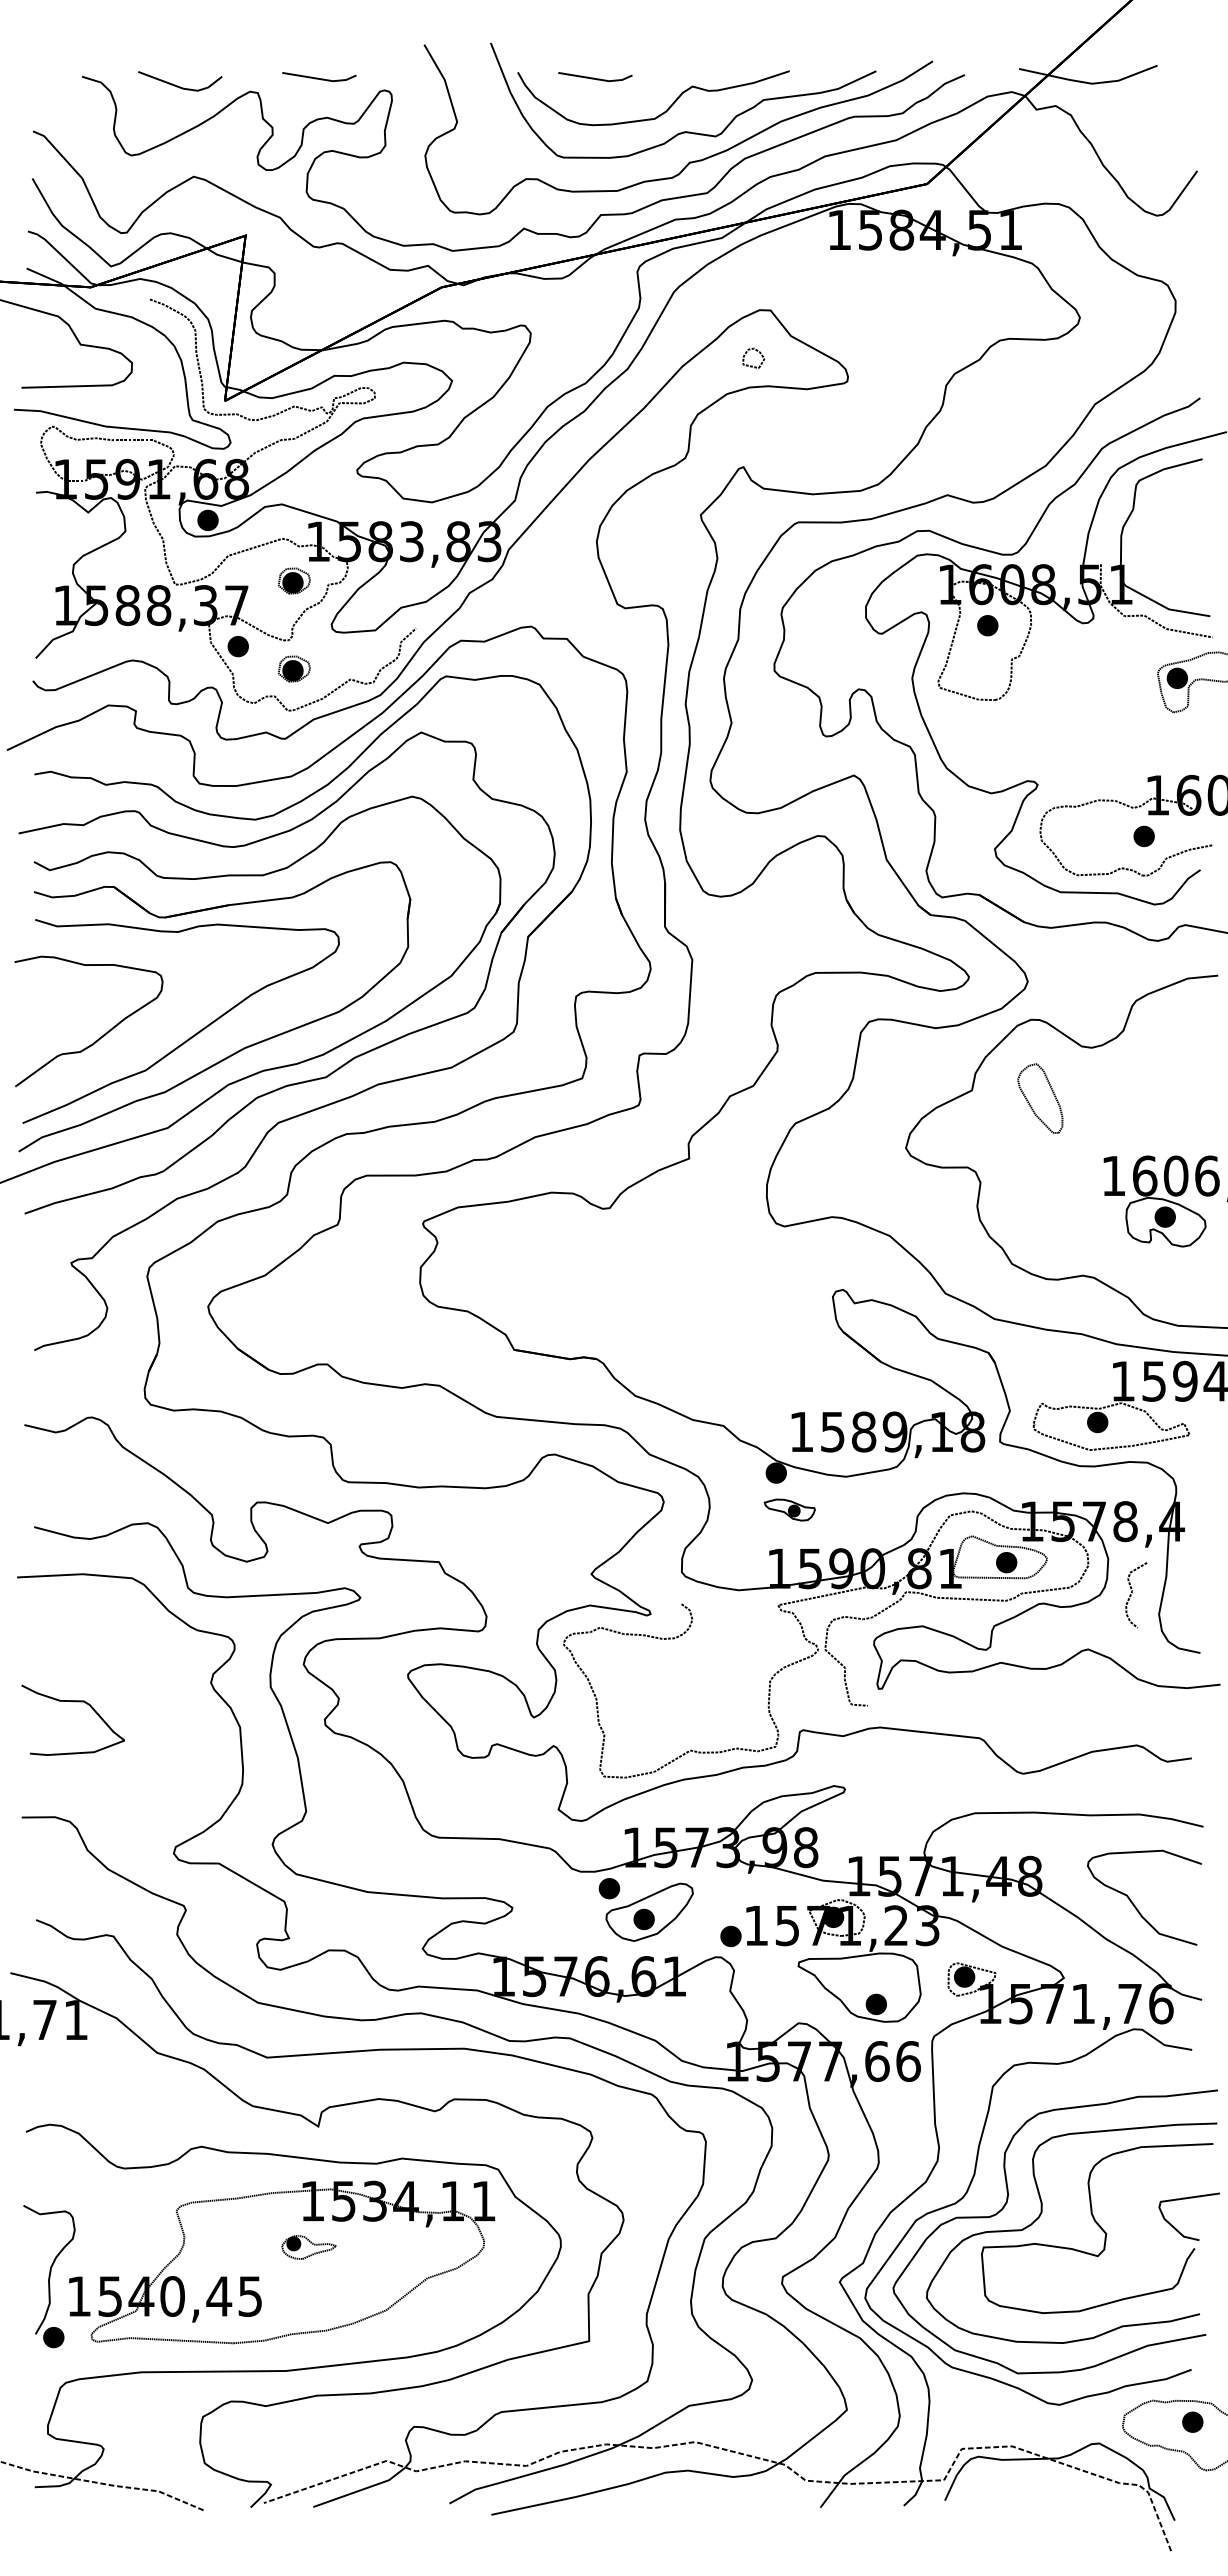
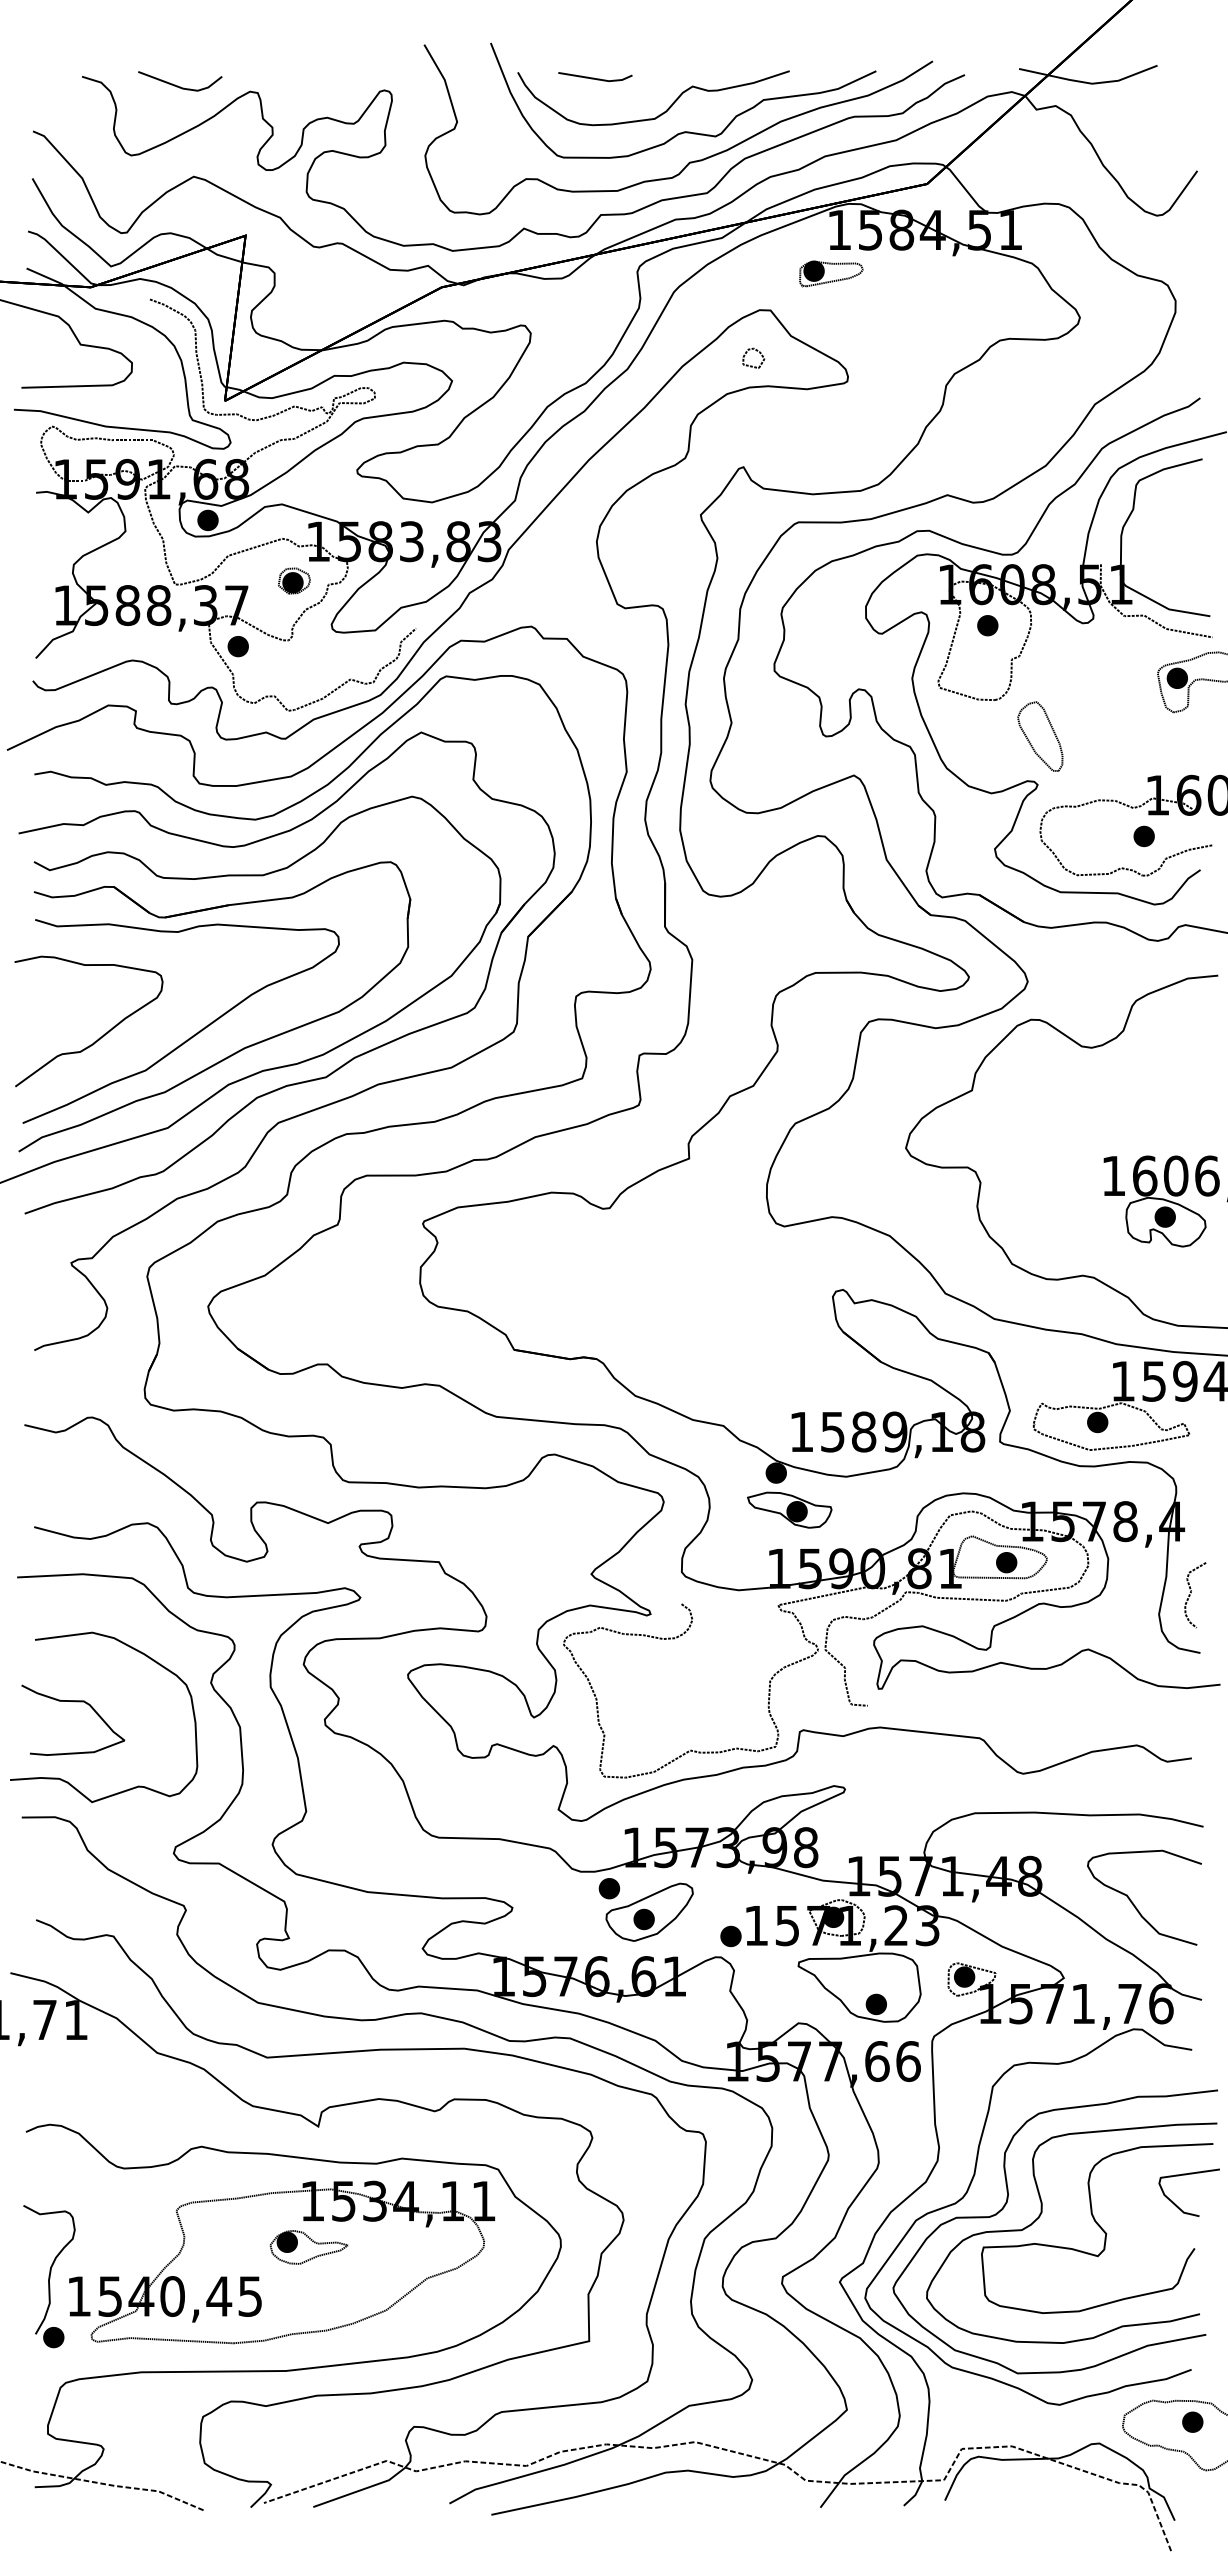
part: present -> none (319, 77)
part: none -> present (831, 273)
part: present -> none (293, 668)
part position: (1040, 1098) -> (1040, 736) (1040, 736)
part size: 53x24 px -> 86x38 px (789, 1509)
curve position: (1132, 1593) -> (1191, 1593) (1191, 1593)
curve: none -> present (136, 1651)
part position: (1176, 2228) -> (1176, 2204) (1176, 2204)
part size: 56x25 px -> 80x35 px (308, 2247)
